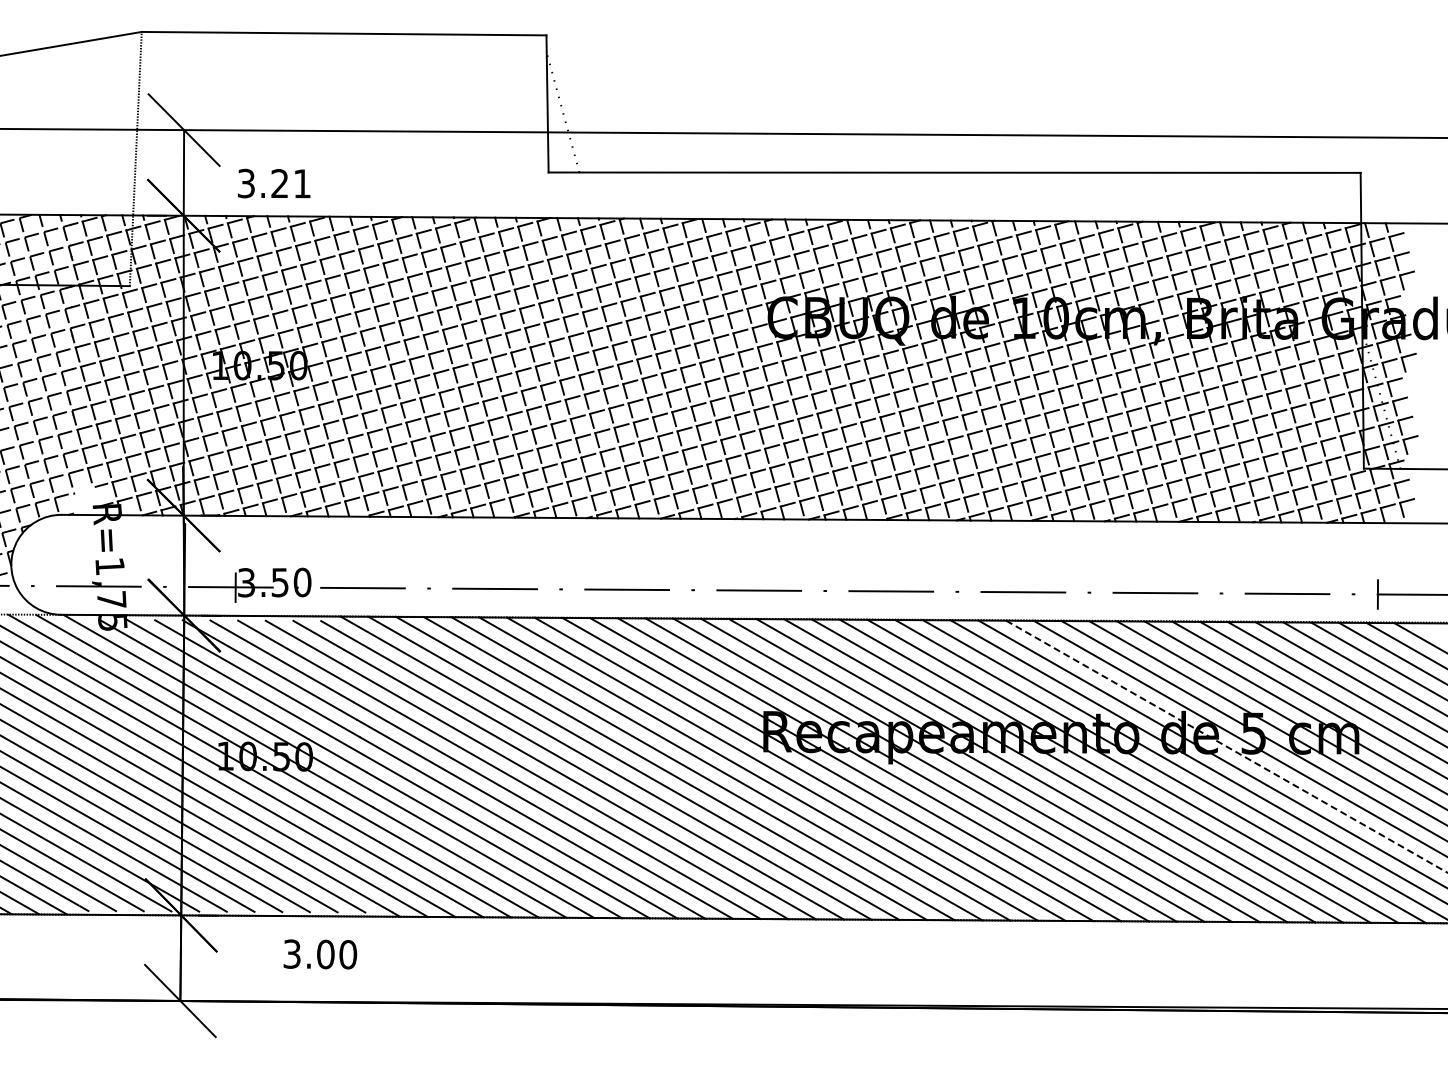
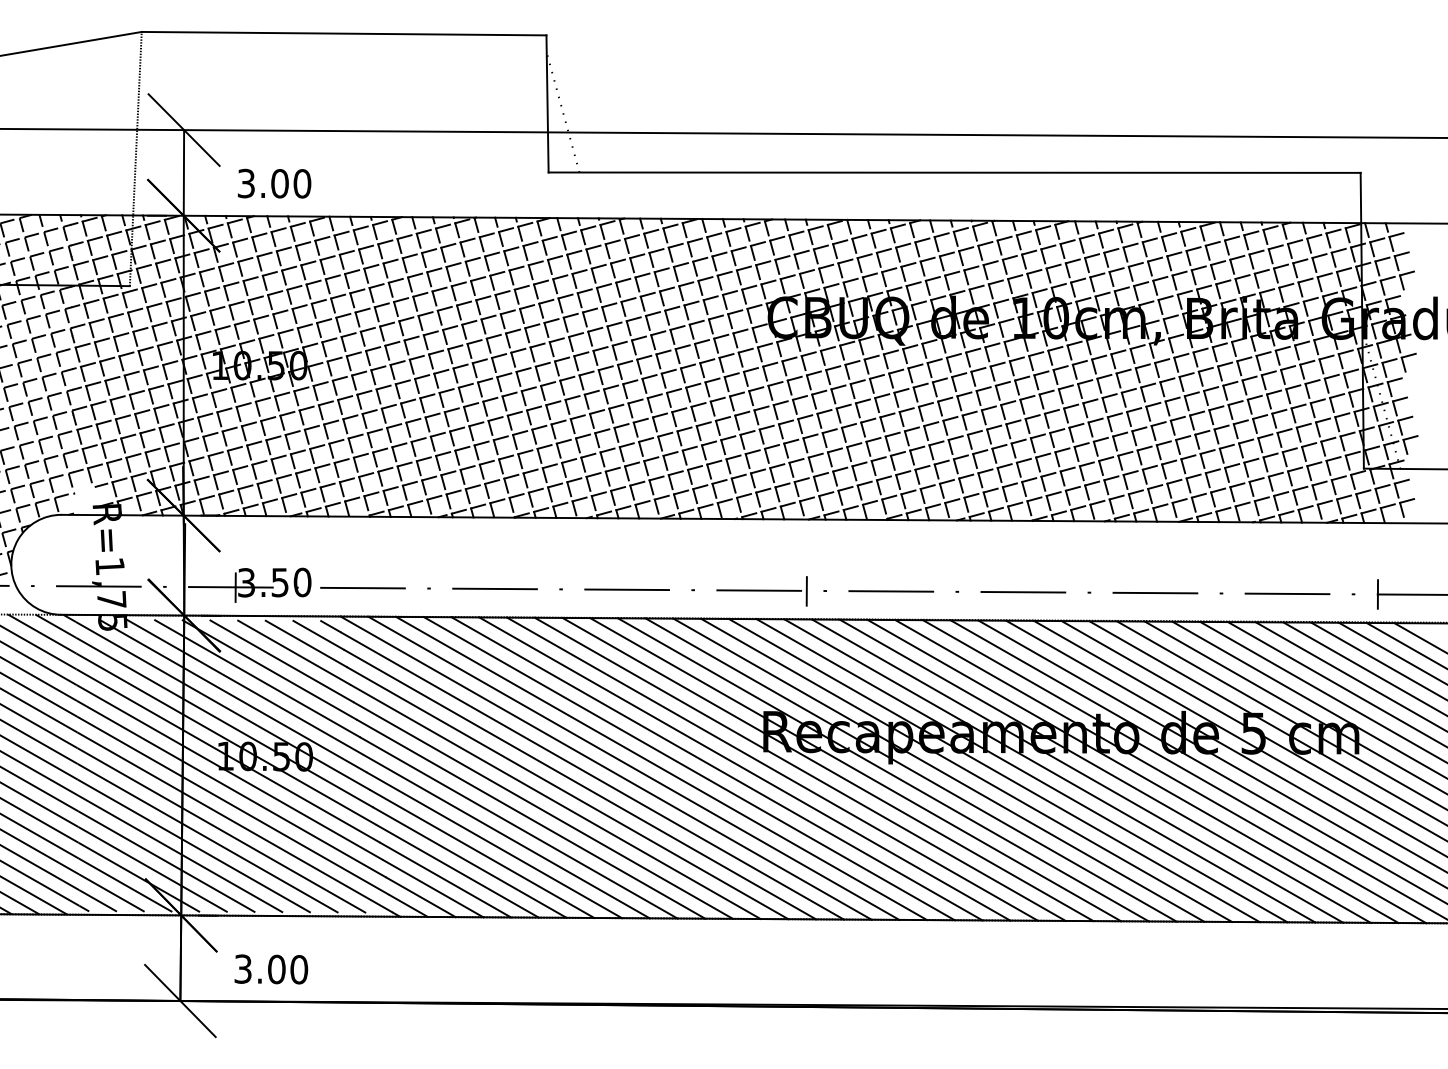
text: 3.21 -> 3.00 (291, 183)
line: none -> present (806, 591)
line: dashed -> solid (1227, 747)
text position: (320, 954) -> (271, 969) (271, 969)
